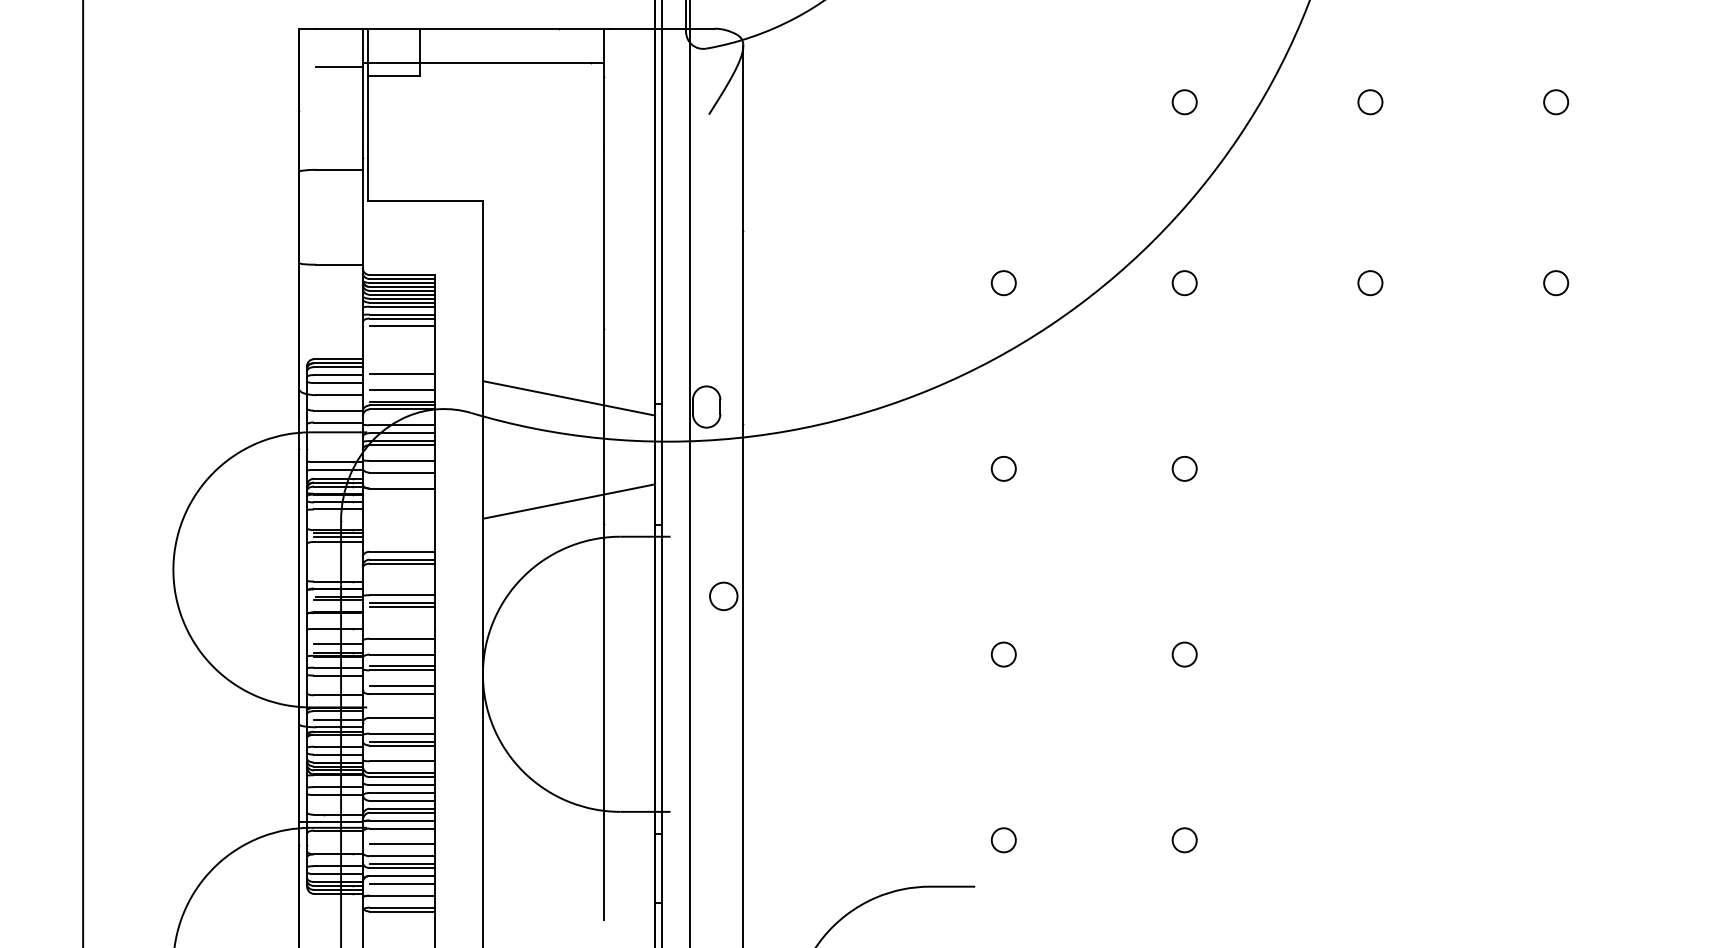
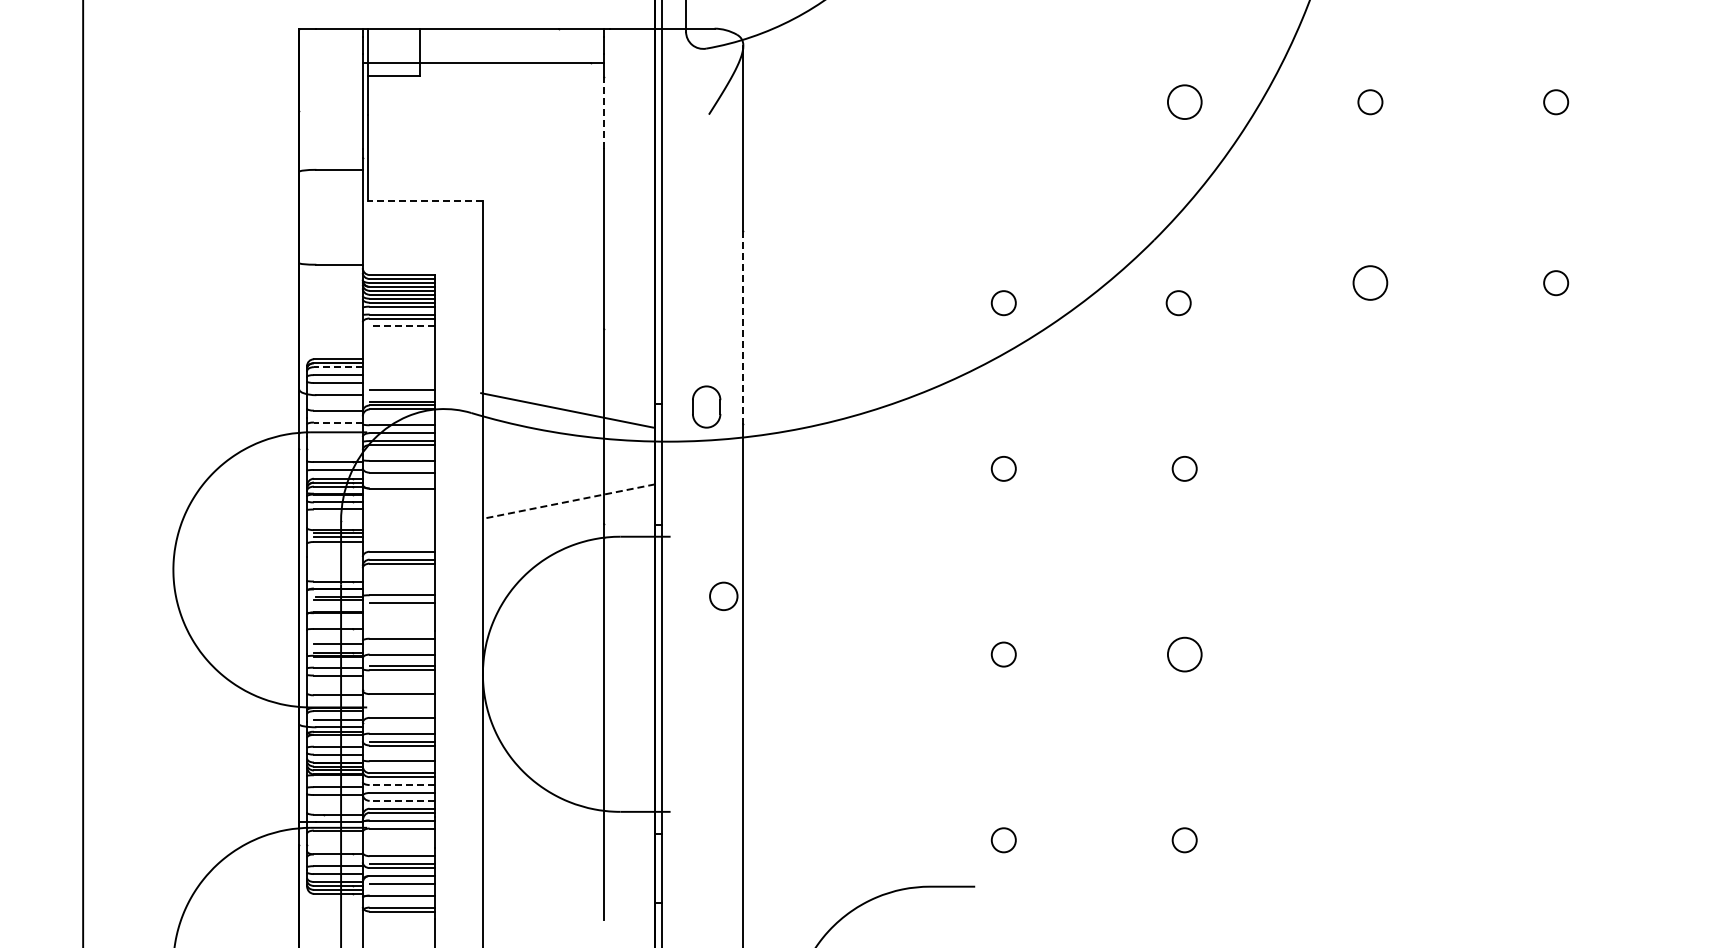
line: present -> none (339, 67)
circle size: 27x27 px -> 36x36 px (1184, 101)
line: solid -> dashed (603, 112)
line: solid -> dashed (425, 200)
circle position: (1003, 283) -> (1003, 303) (1003, 303)
circle position: (1184, 283) -> (1178, 303) (1178, 303)
circle size: 27x27 px -> 37x36 px (1370, 282)
line: solid -> dashed (402, 326)
line: solid -> dashed (743, 327)
line: solid -> dashed (337, 367)
line: present -> none (402, 373)
line position: (569, 398) -> (567, 410) (567, 410)
line: solid -> dashed (337, 422)
line: present -> none (689, 473)
line: solid -> dashed (569, 501)
line: present -> none (402, 607)
circle size: 27x27 px -> 36x37 px (1184, 654)
line: present -> none (402, 686)
line: solid -> dashed (402, 785)
line: solid -> dashed (402, 800)
line: present -> none (402, 844)
